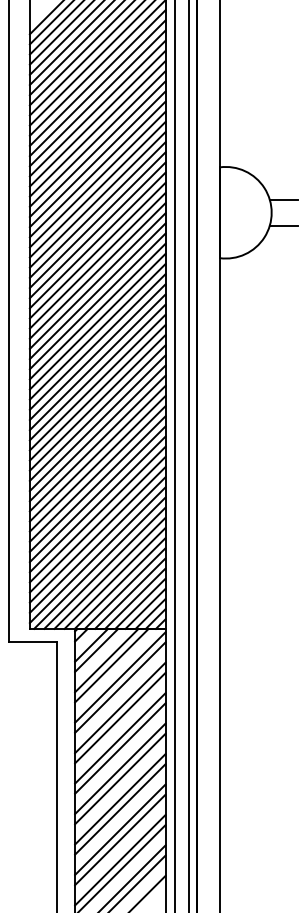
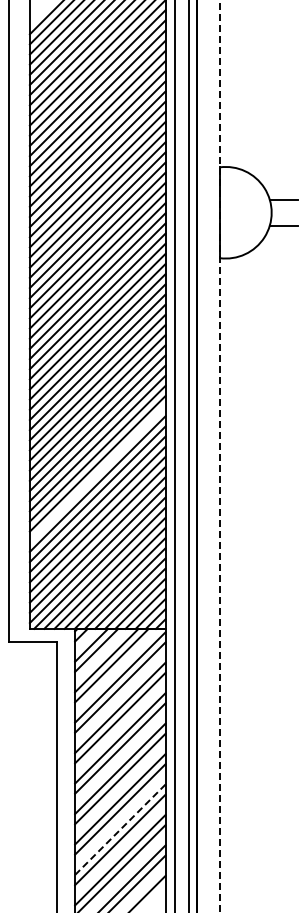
line: solid -> dashed (219, 456)
line: present -> none (97, 473)
line: solid -> dashed (120, 829)
